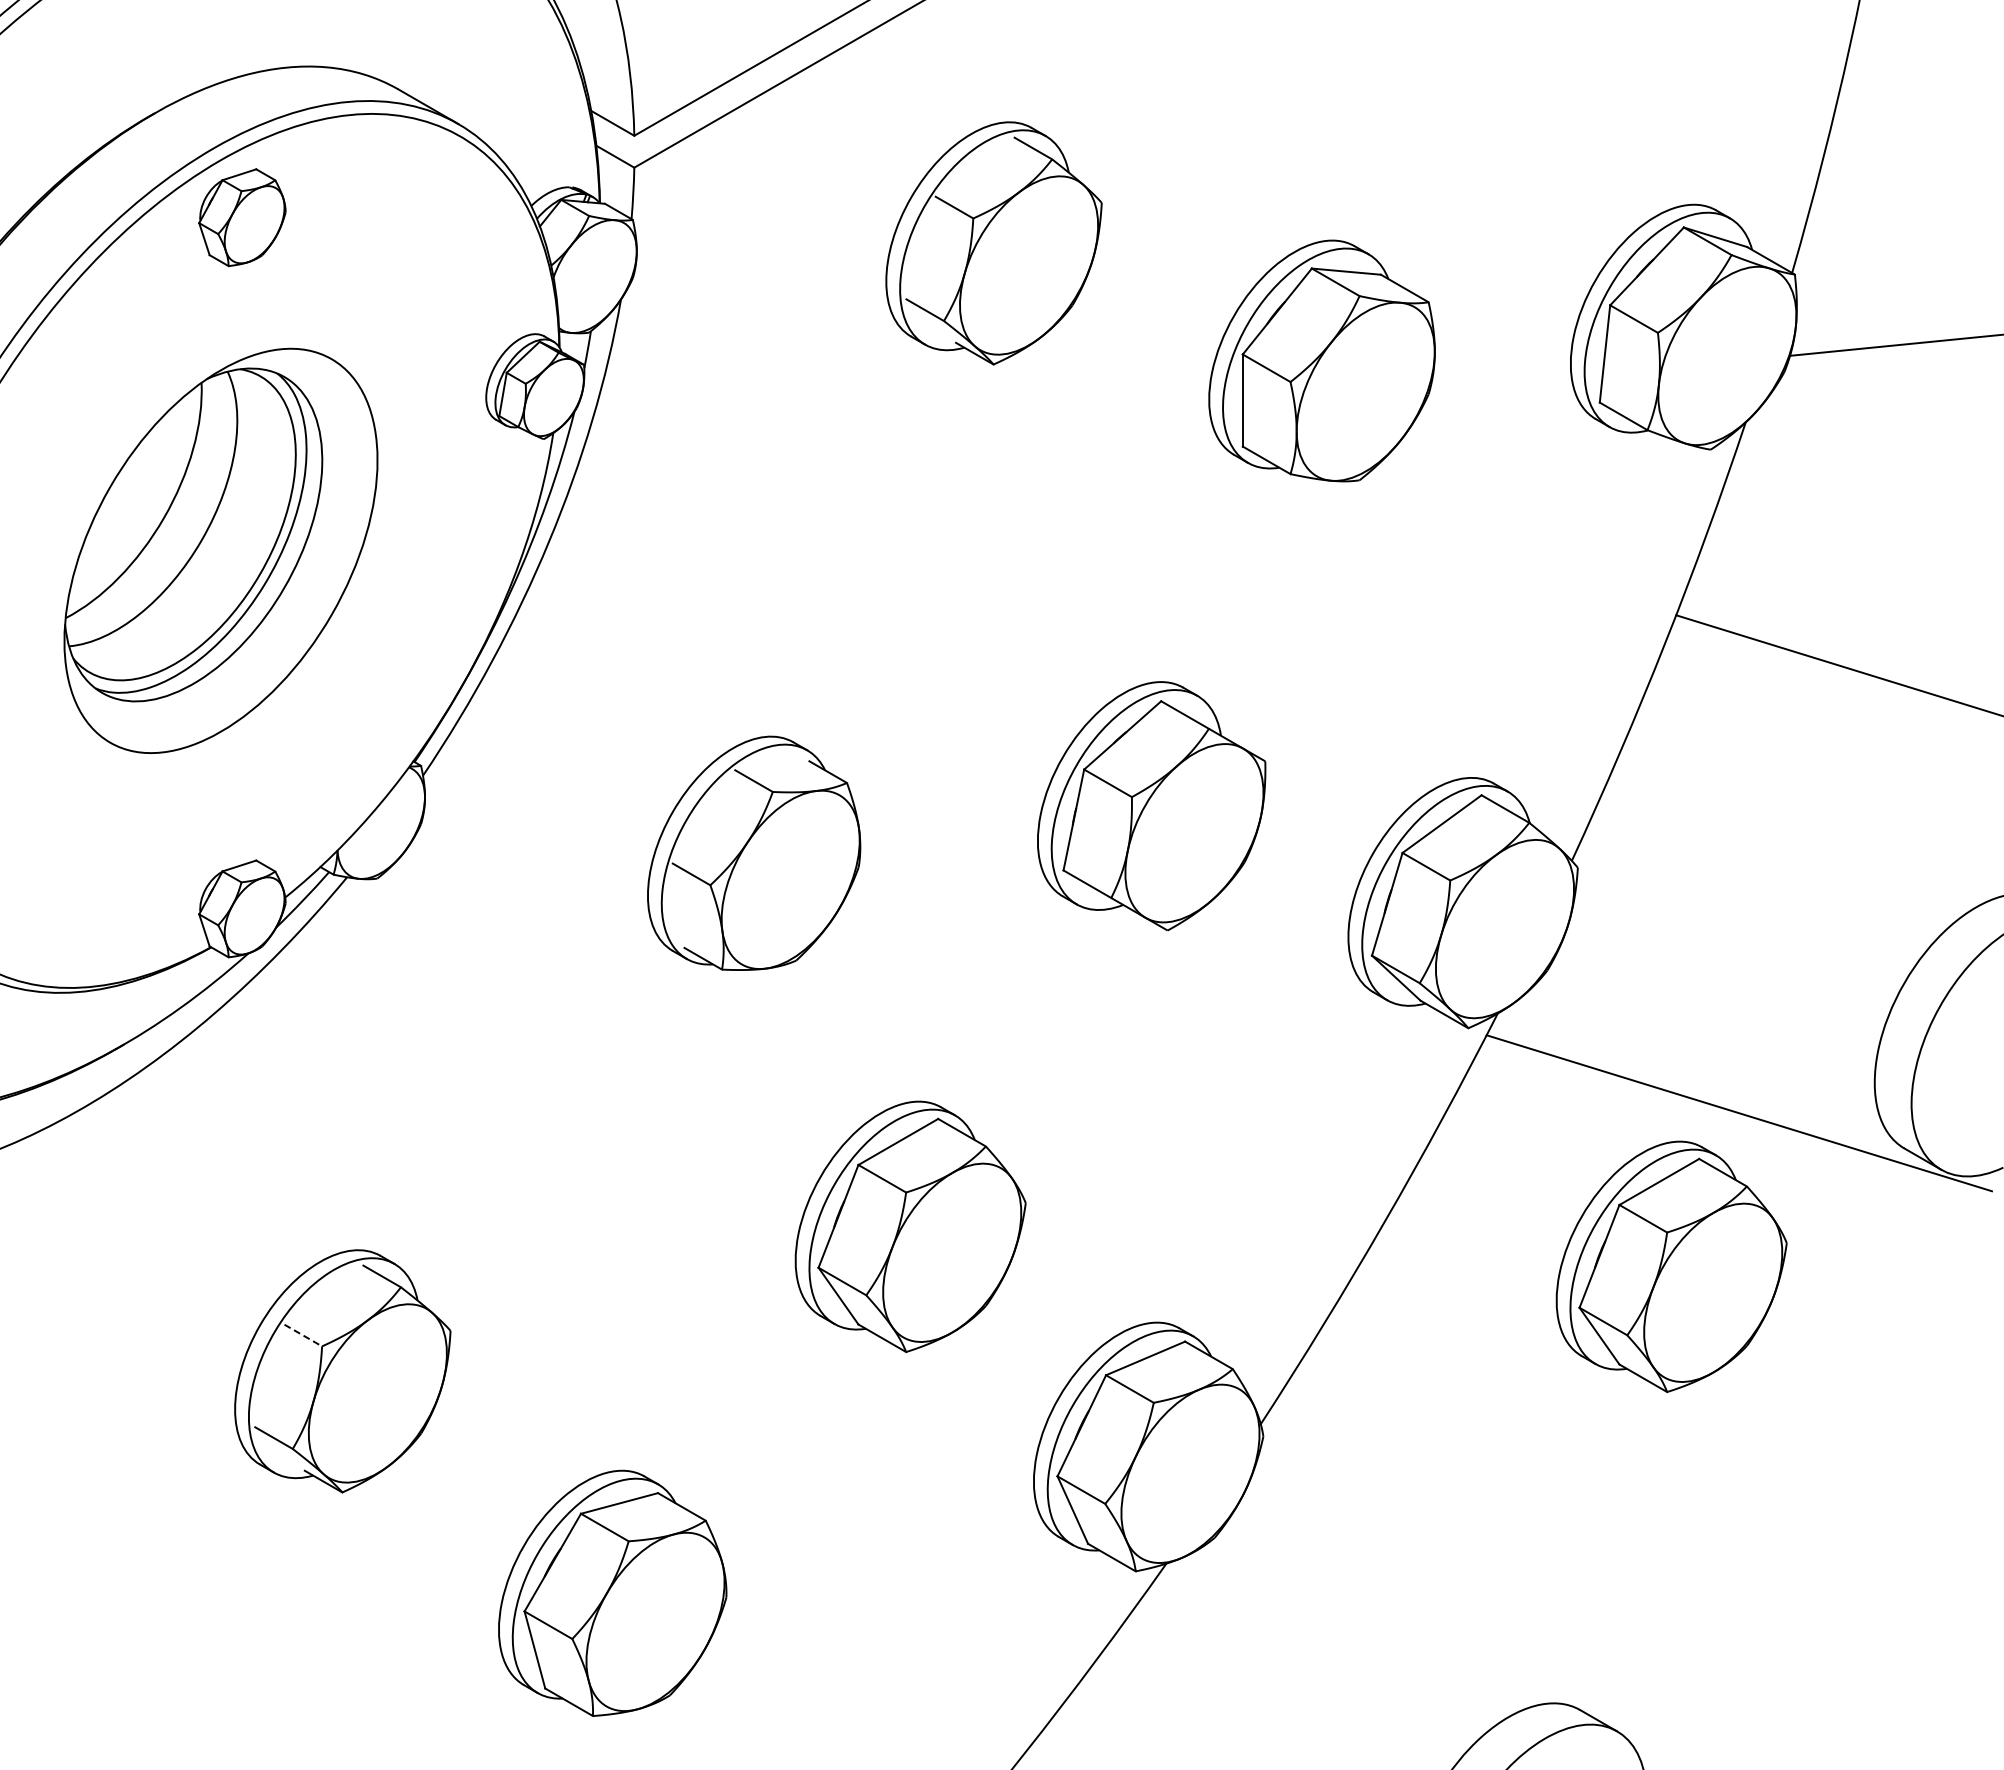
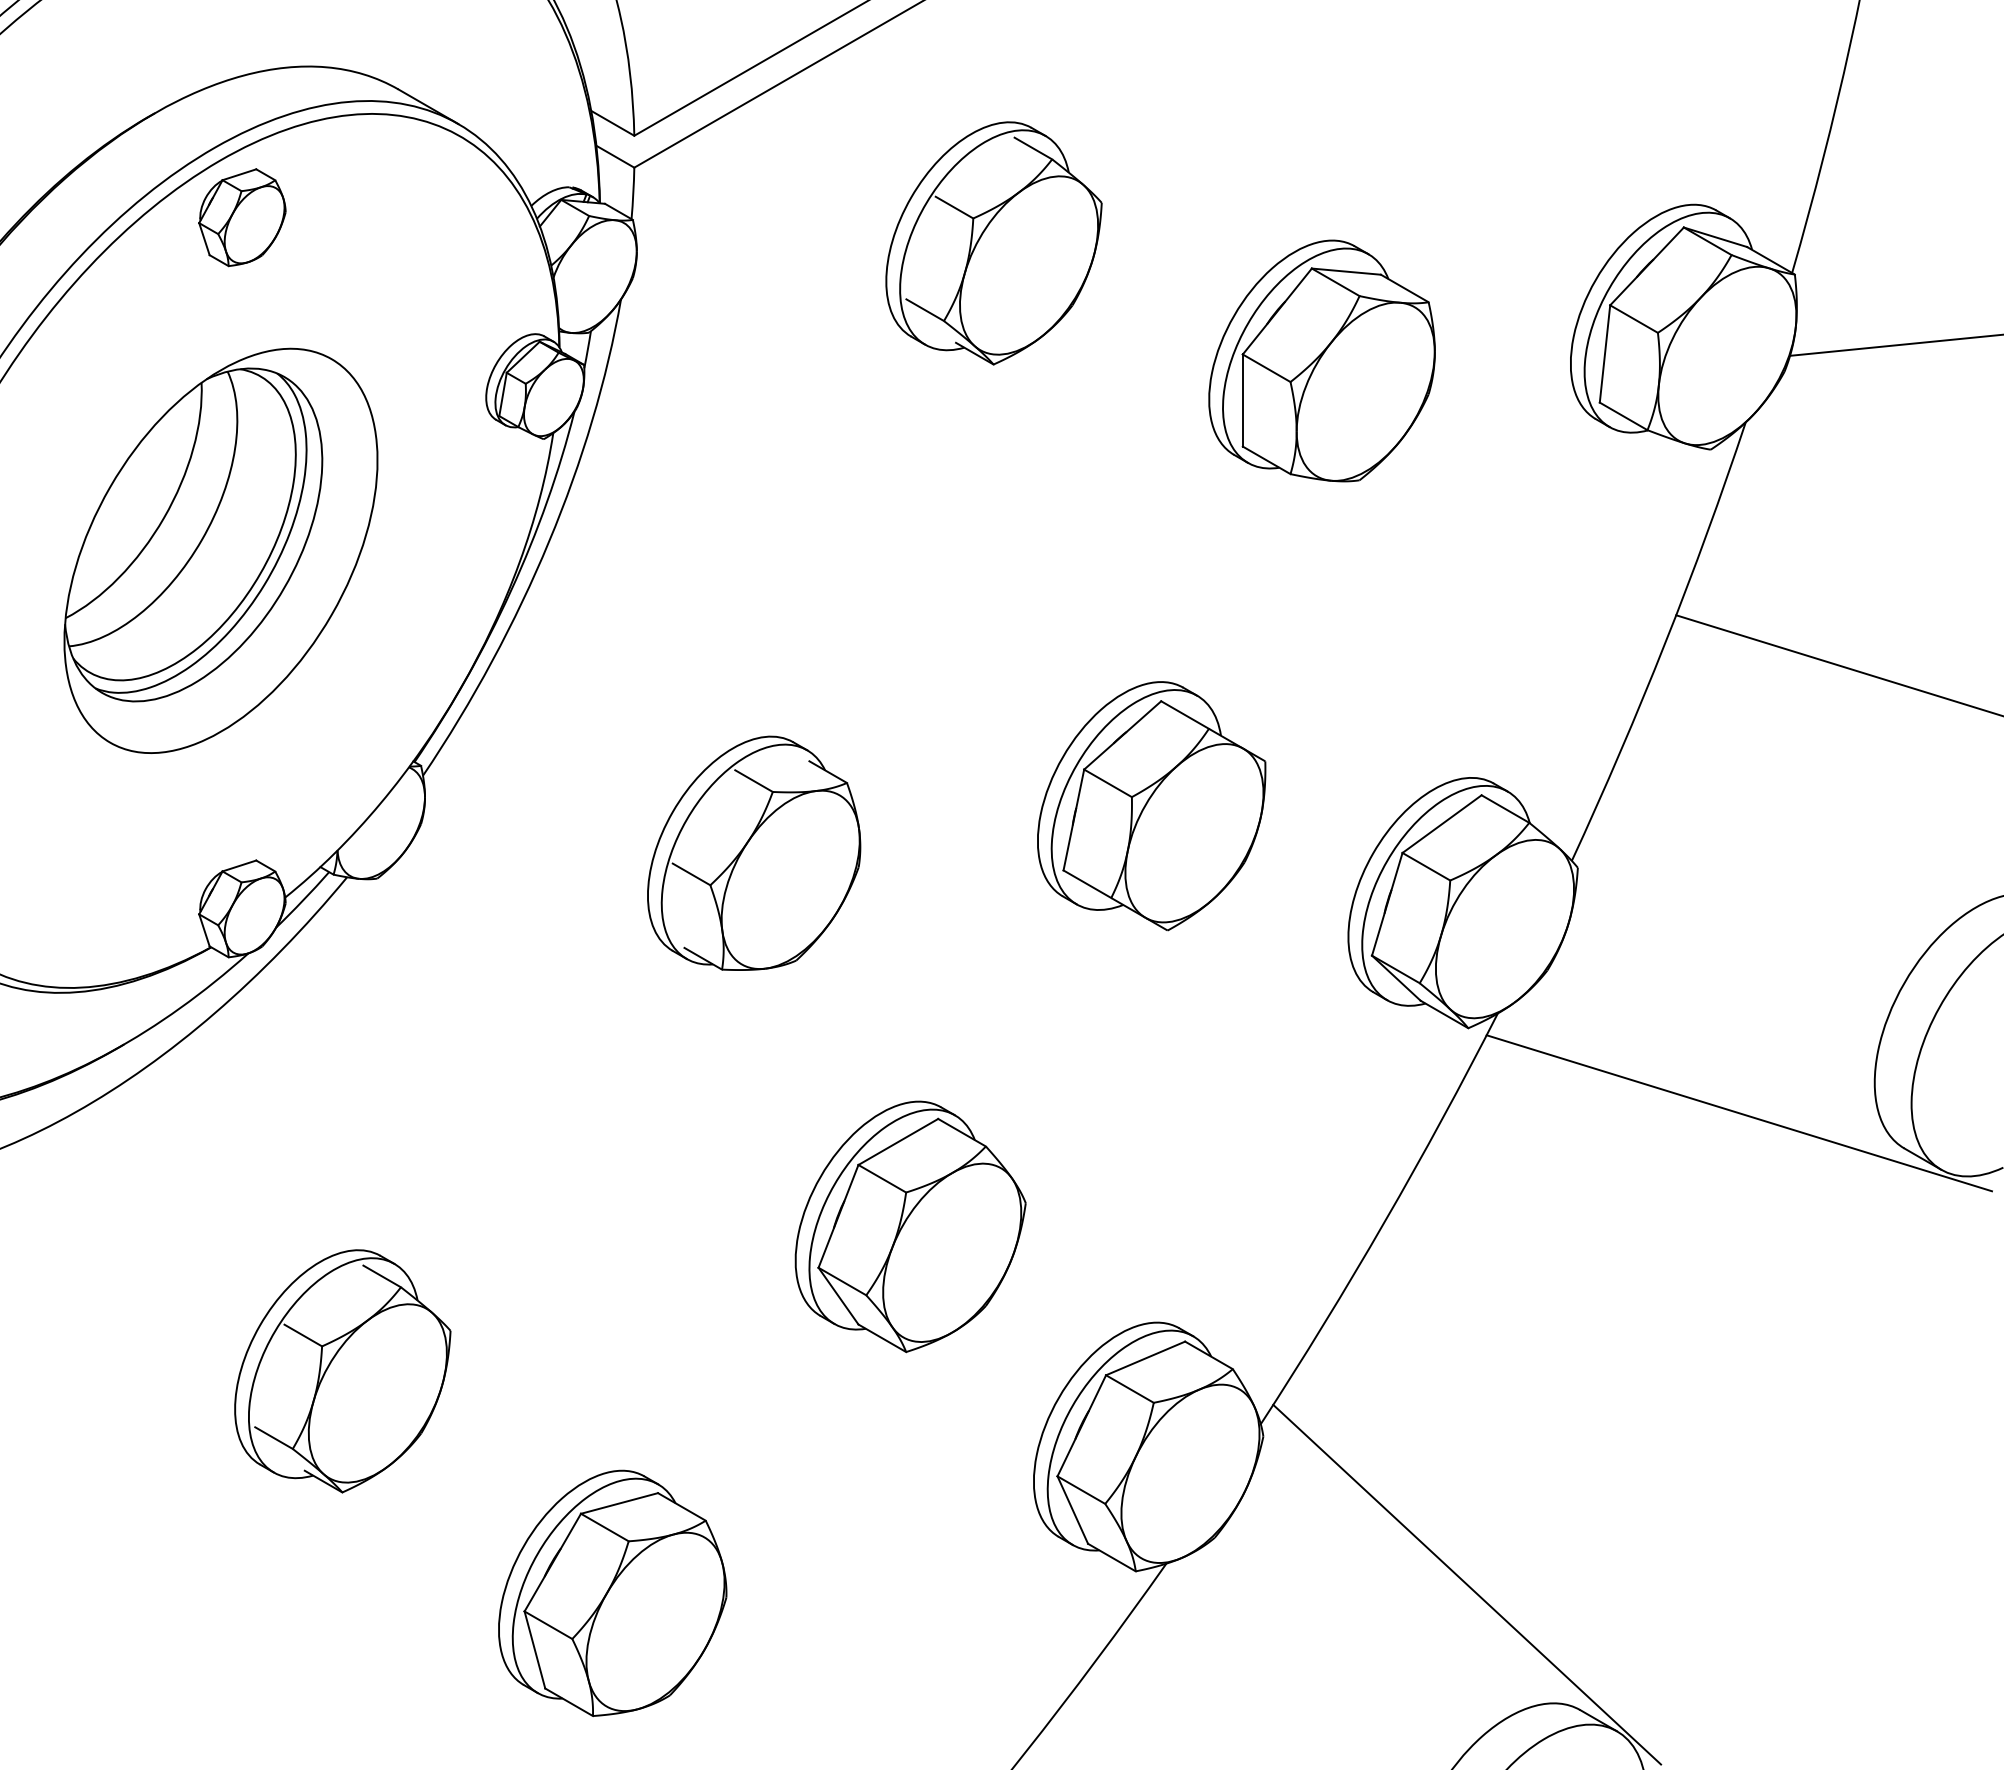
part: present -> none (1671, 1266)
line: dashed -> solid (303, 1335)
line: none -> present (1467, 1584)
